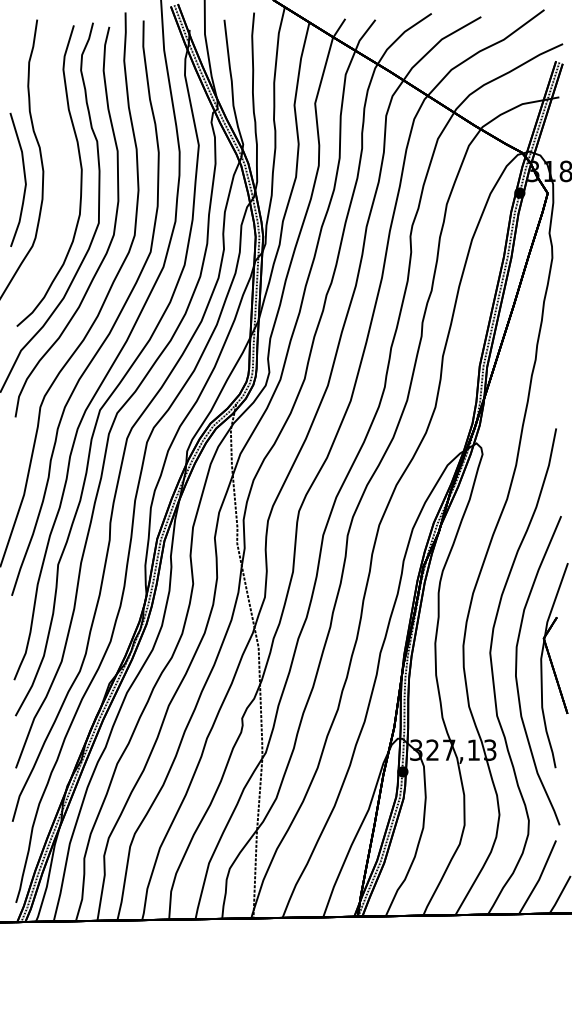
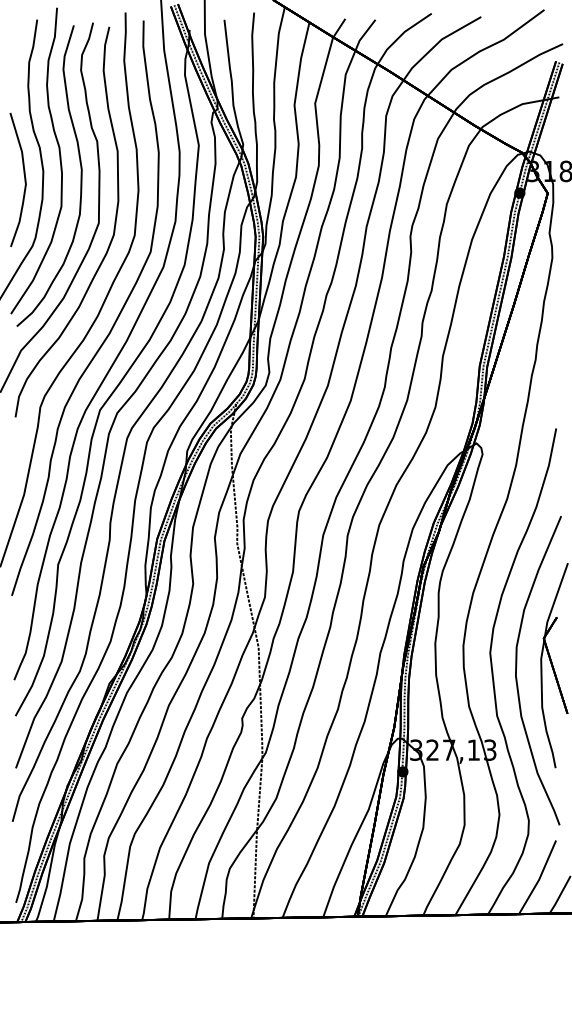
part: none -> present (59, 160)
